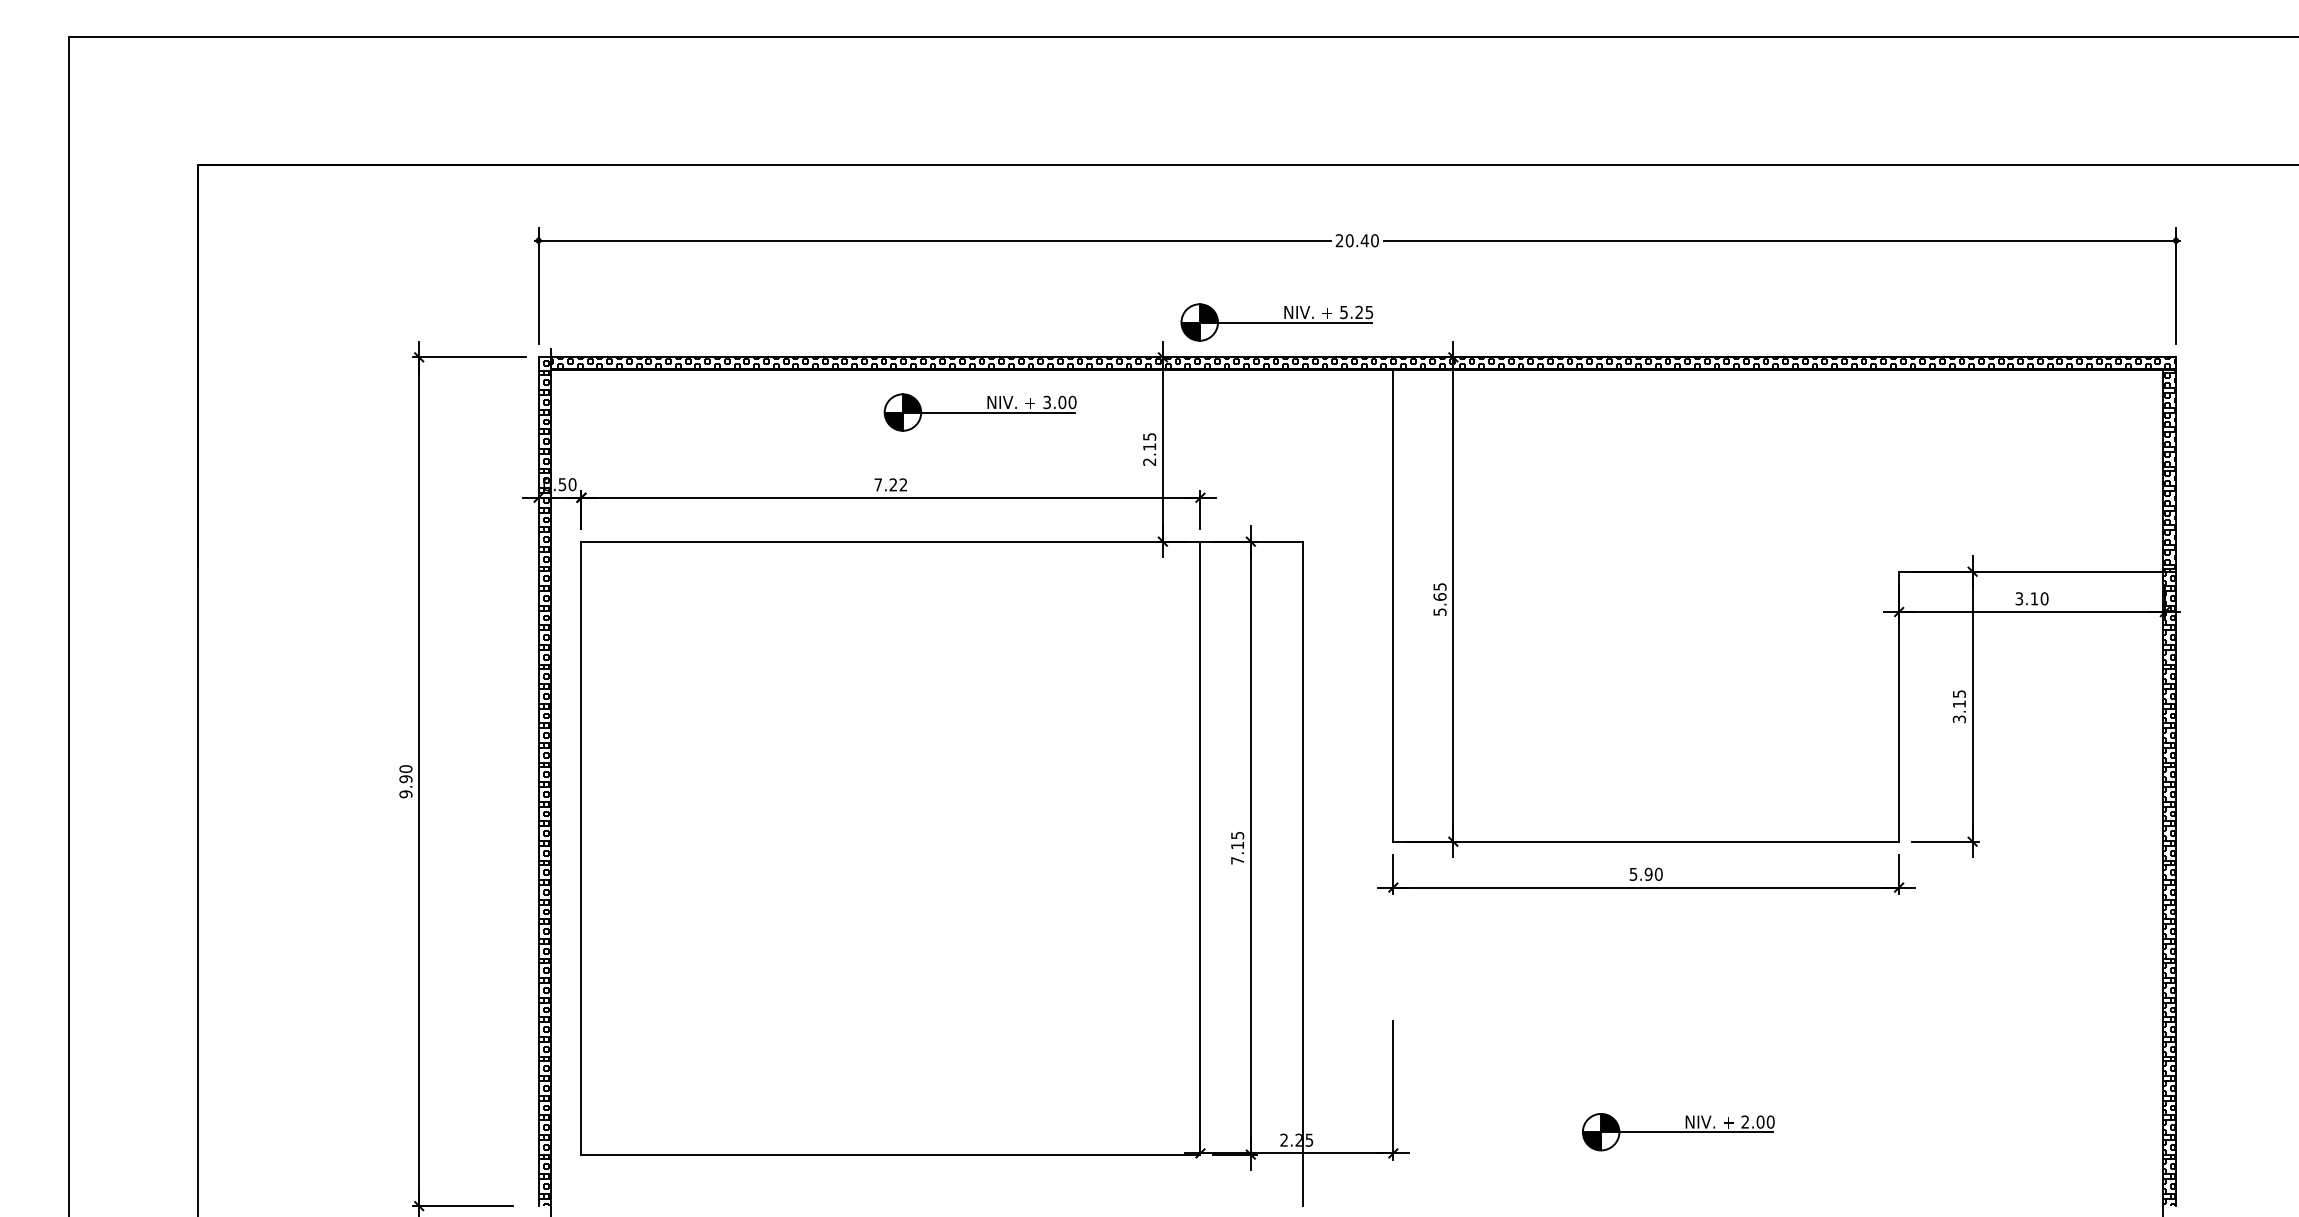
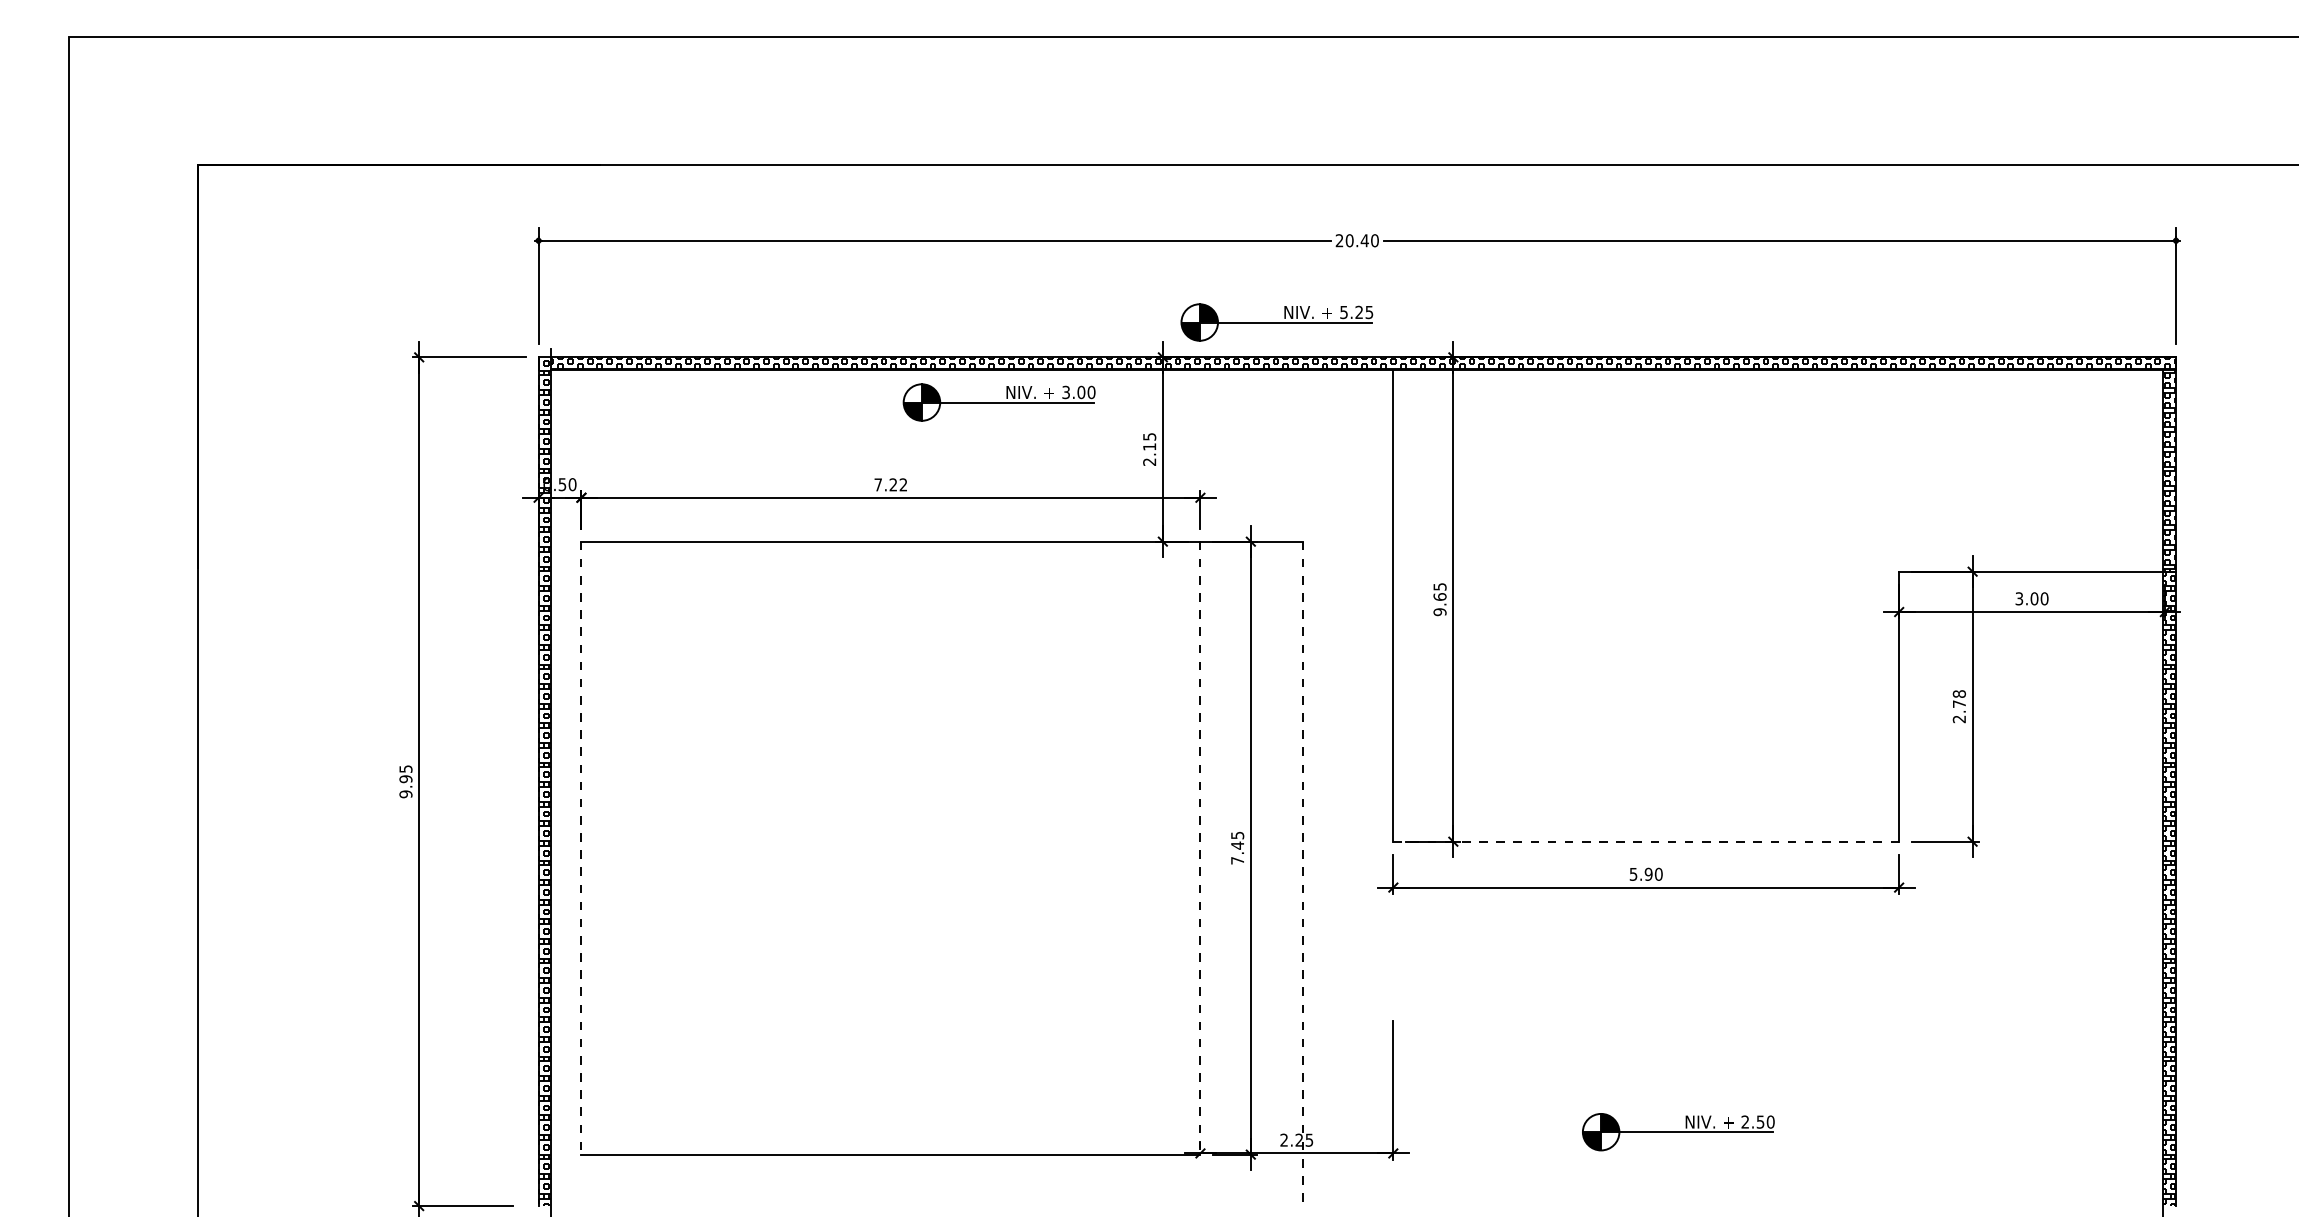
part position: (979, 412) -> (998, 402) (998, 402)
text: 3.10 -> 3.00 (2034, 598)
text: 5.65 -> 9.65 (1439, 612)
text: 3.15 -> 2.78 (1958, 706)
text: 9.90 -> 9.95 (405, 768)
line: solid -> dashed (1646, 841)
text: 7.15 -> 7.45 (1237, 845)
line: solid -> dashed (581, 848)
line: solid -> dashed (1200, 848)
line: solid -> dashed (1303, 874)
text: 2.00 -> 2.50 (1760, 1121)
